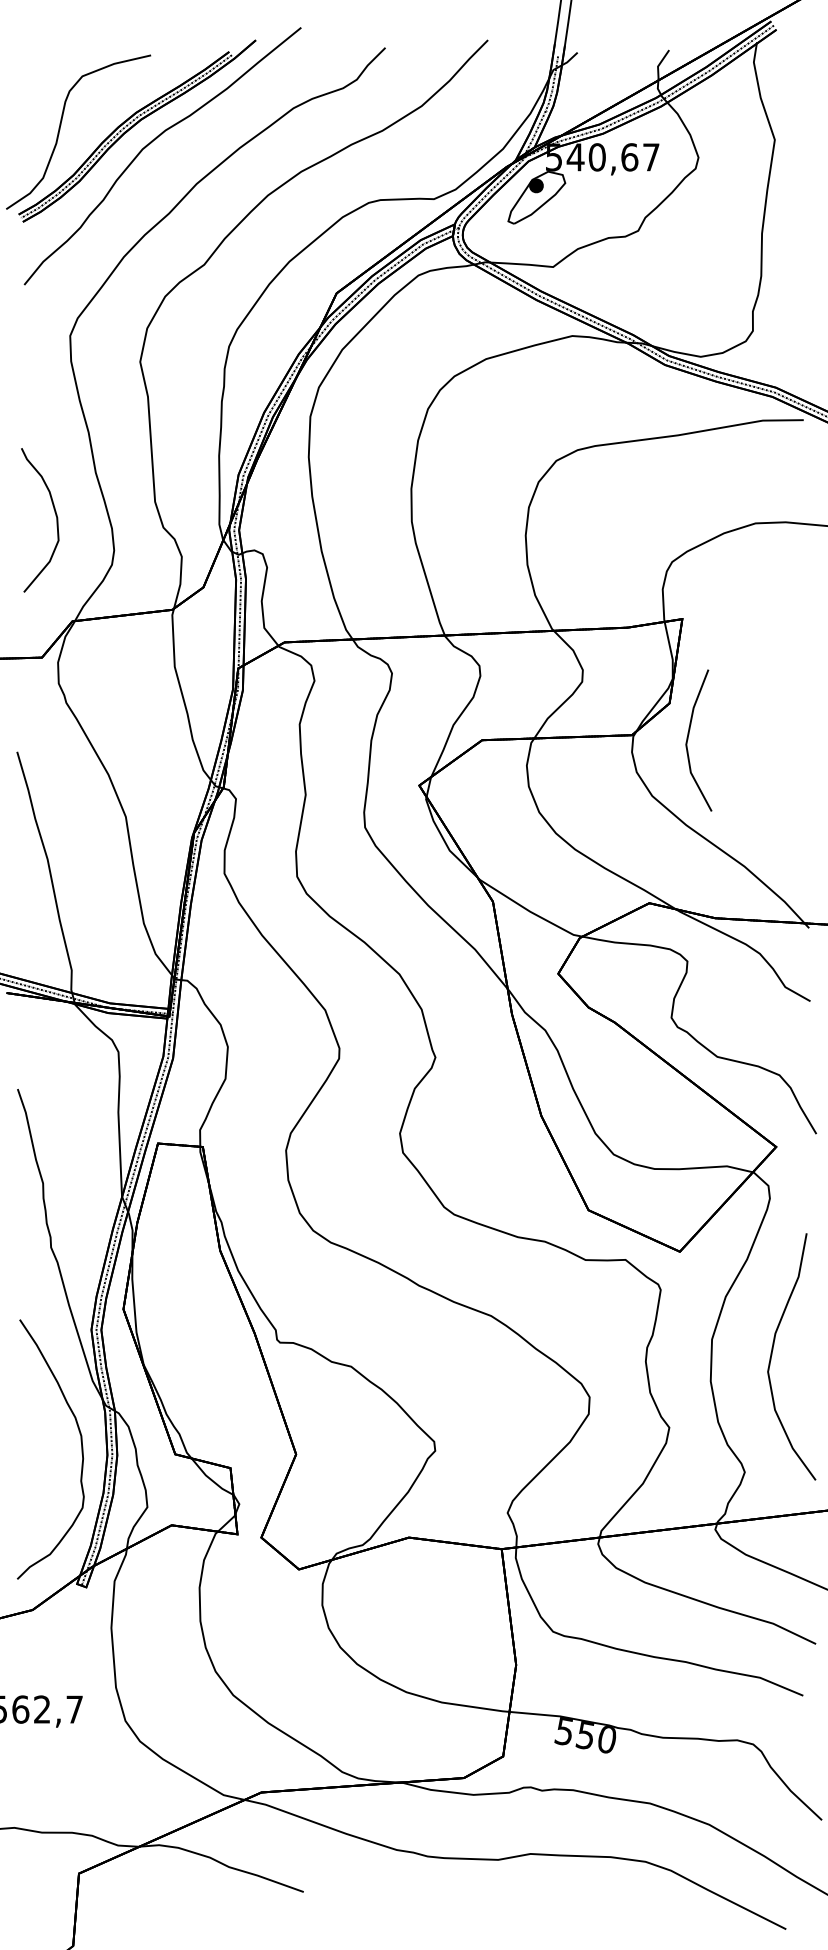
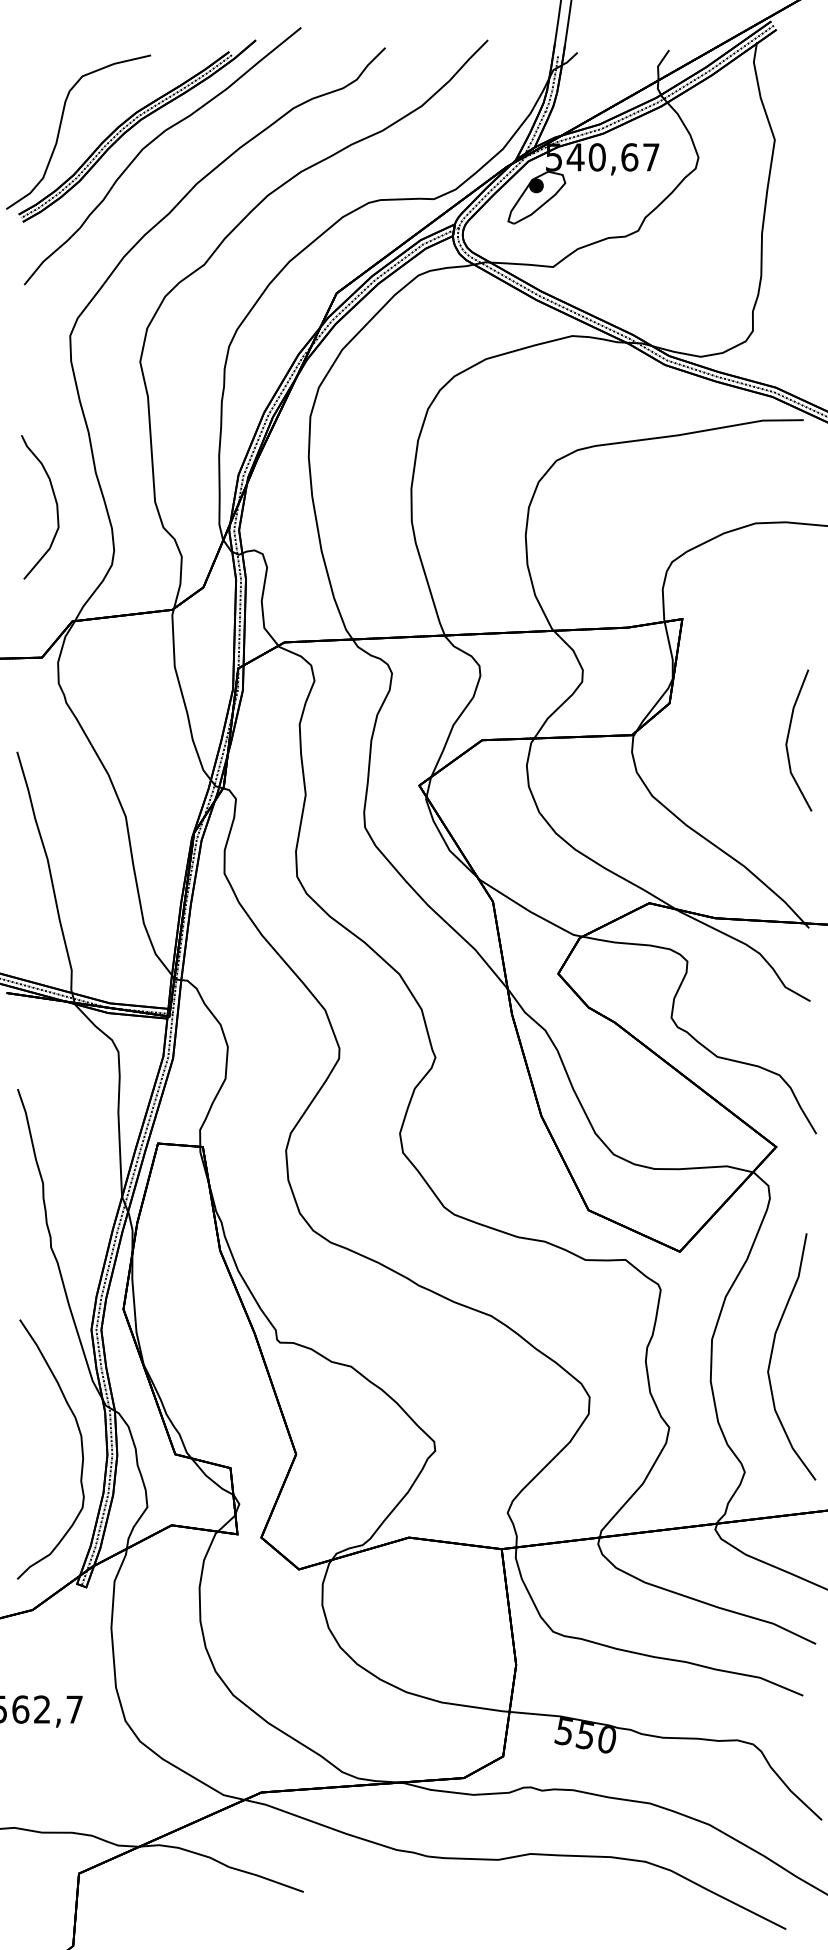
curve position: (55, 516) -> (55, 503) (55, 503)
part position: (688, 739) -> (788, 739) (788, 739)
